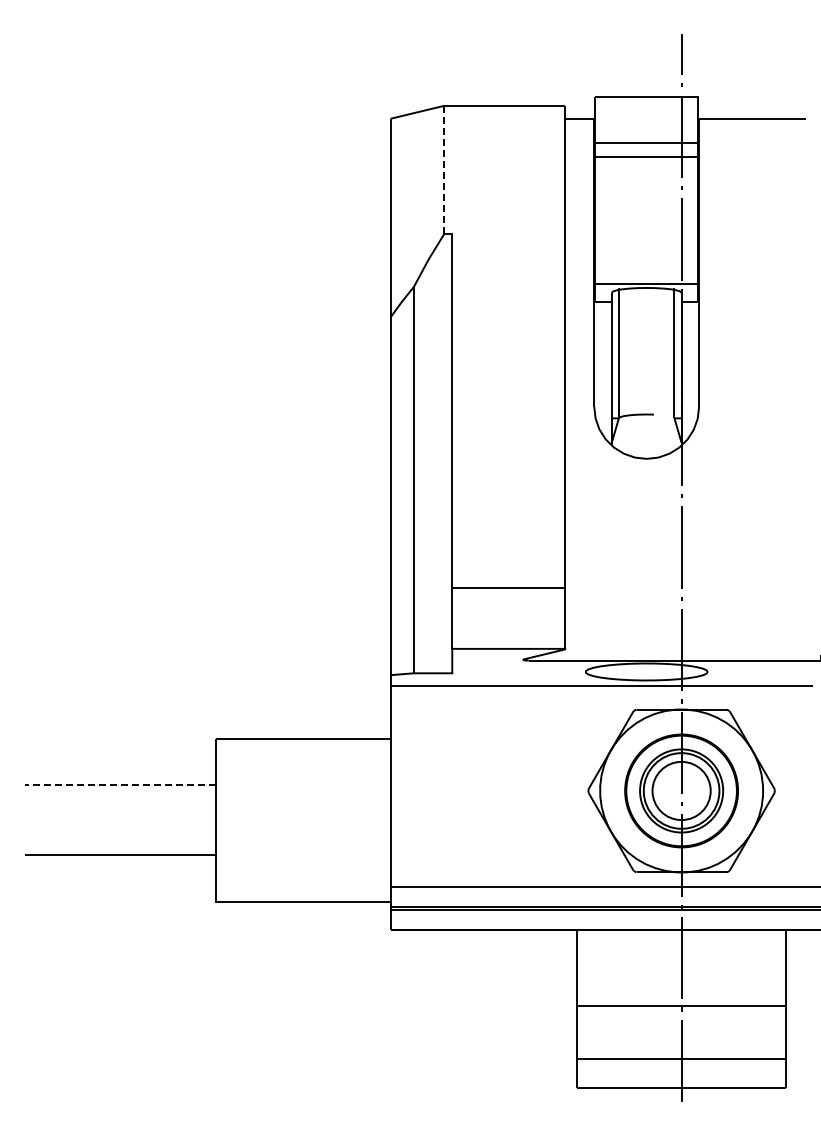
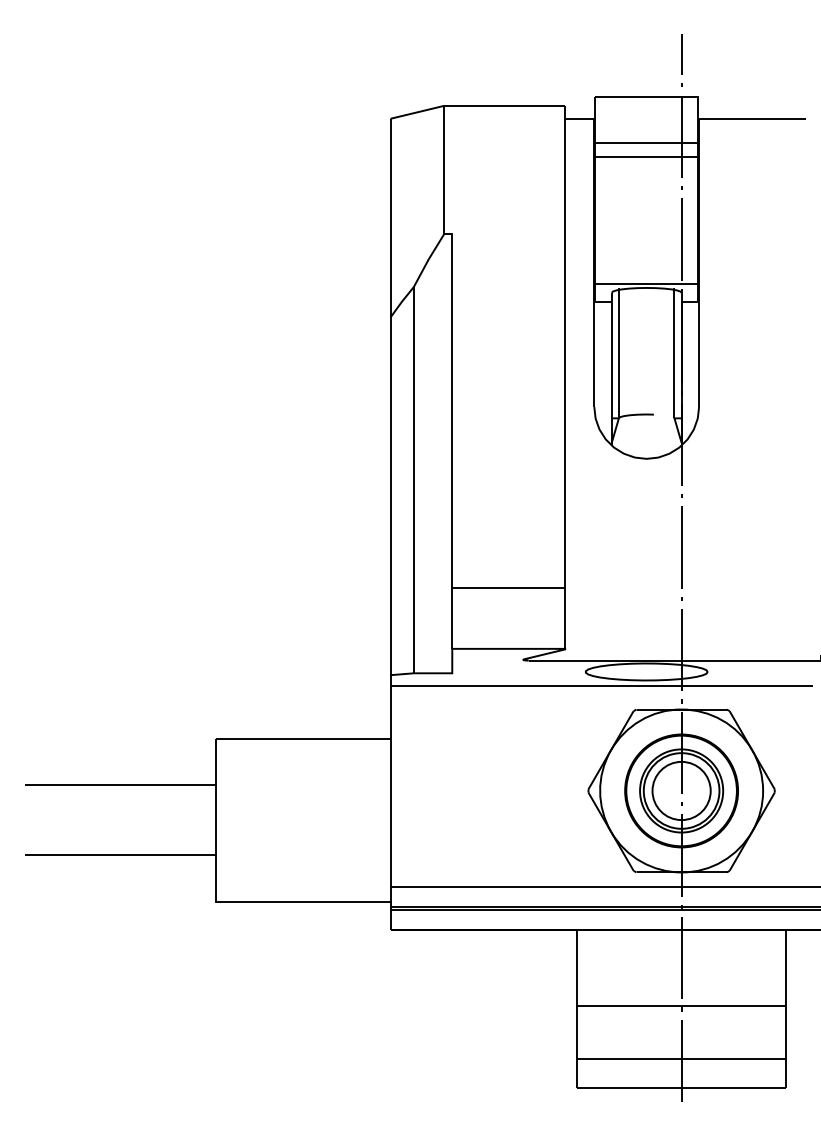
line: dashed -> solid (444, 169)
line: dashed -> solid (120, 785)
